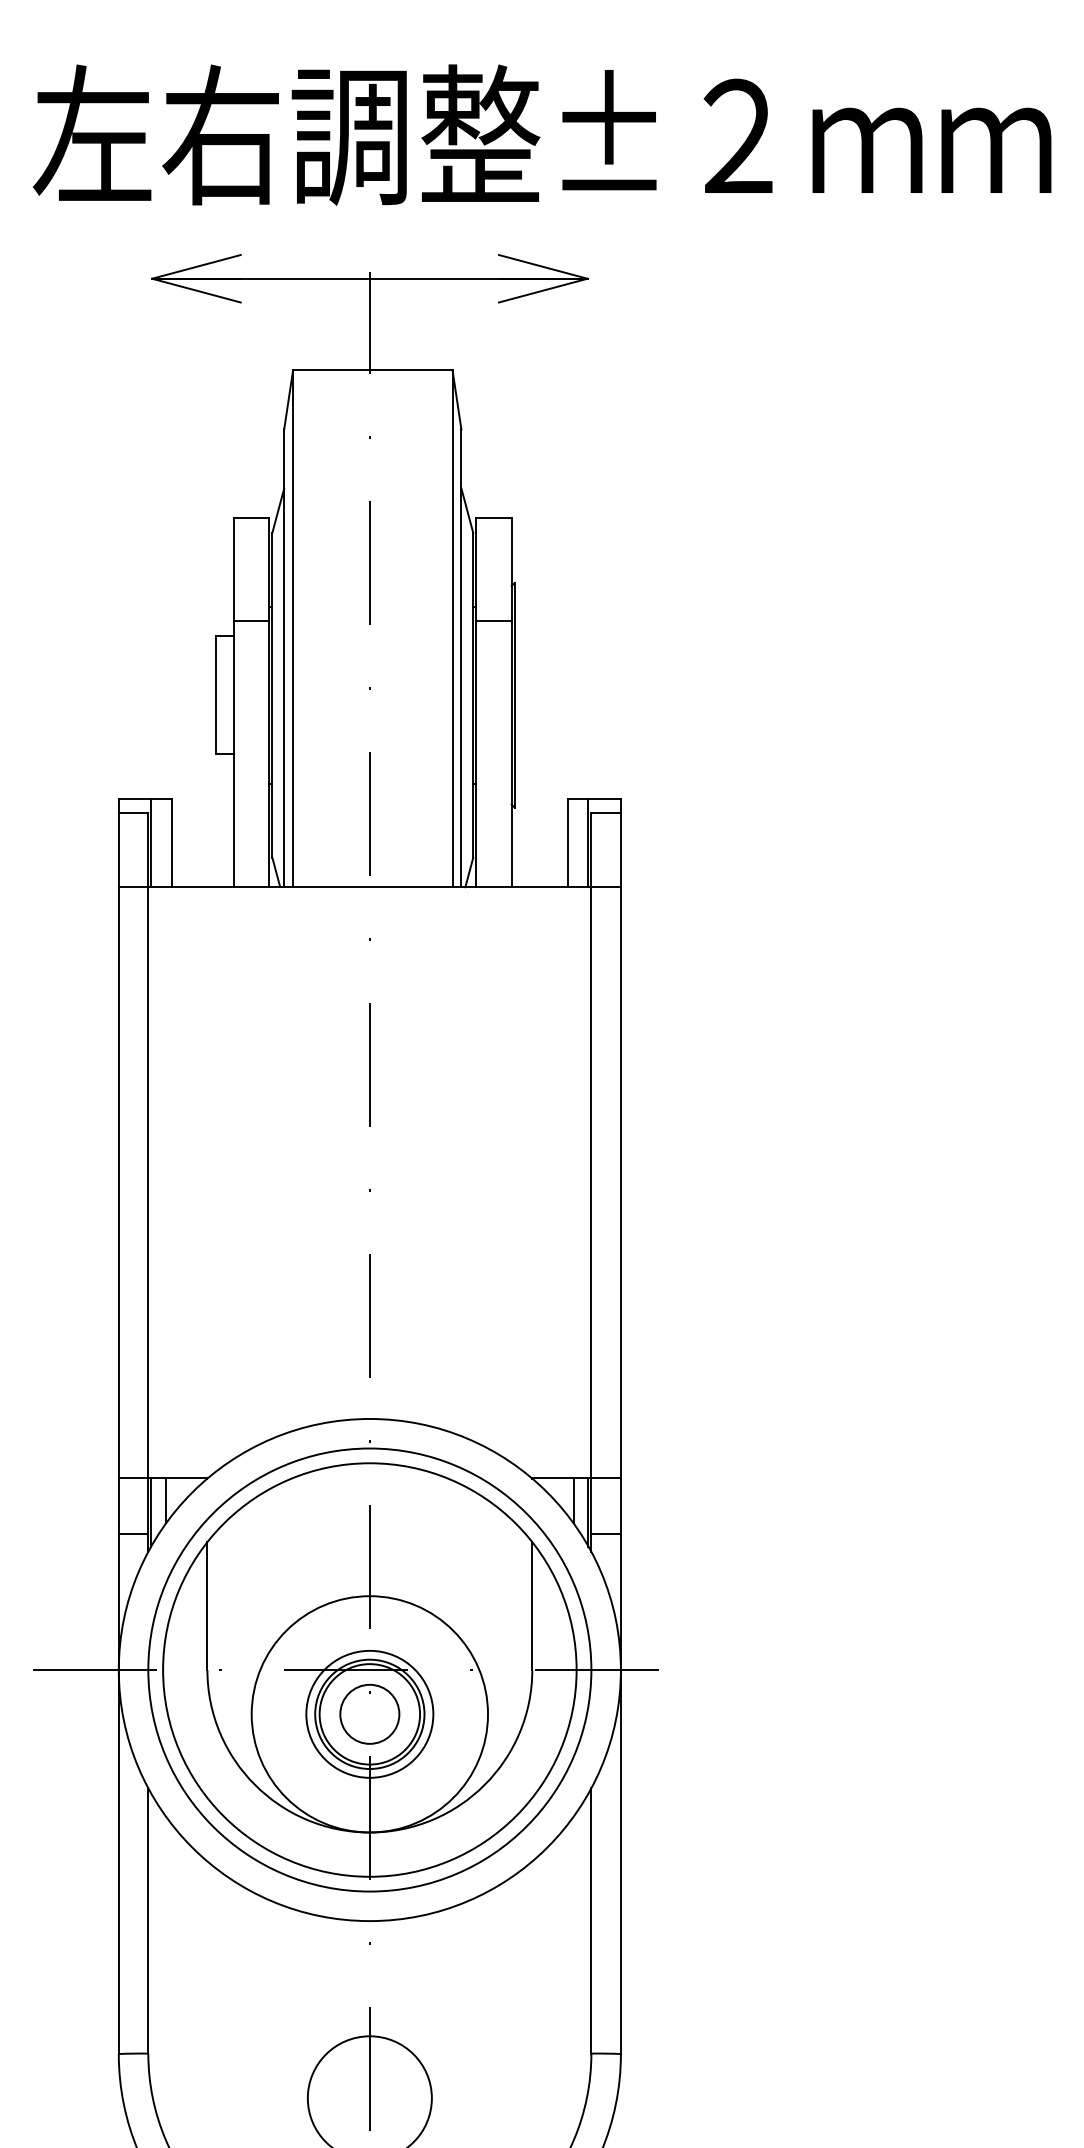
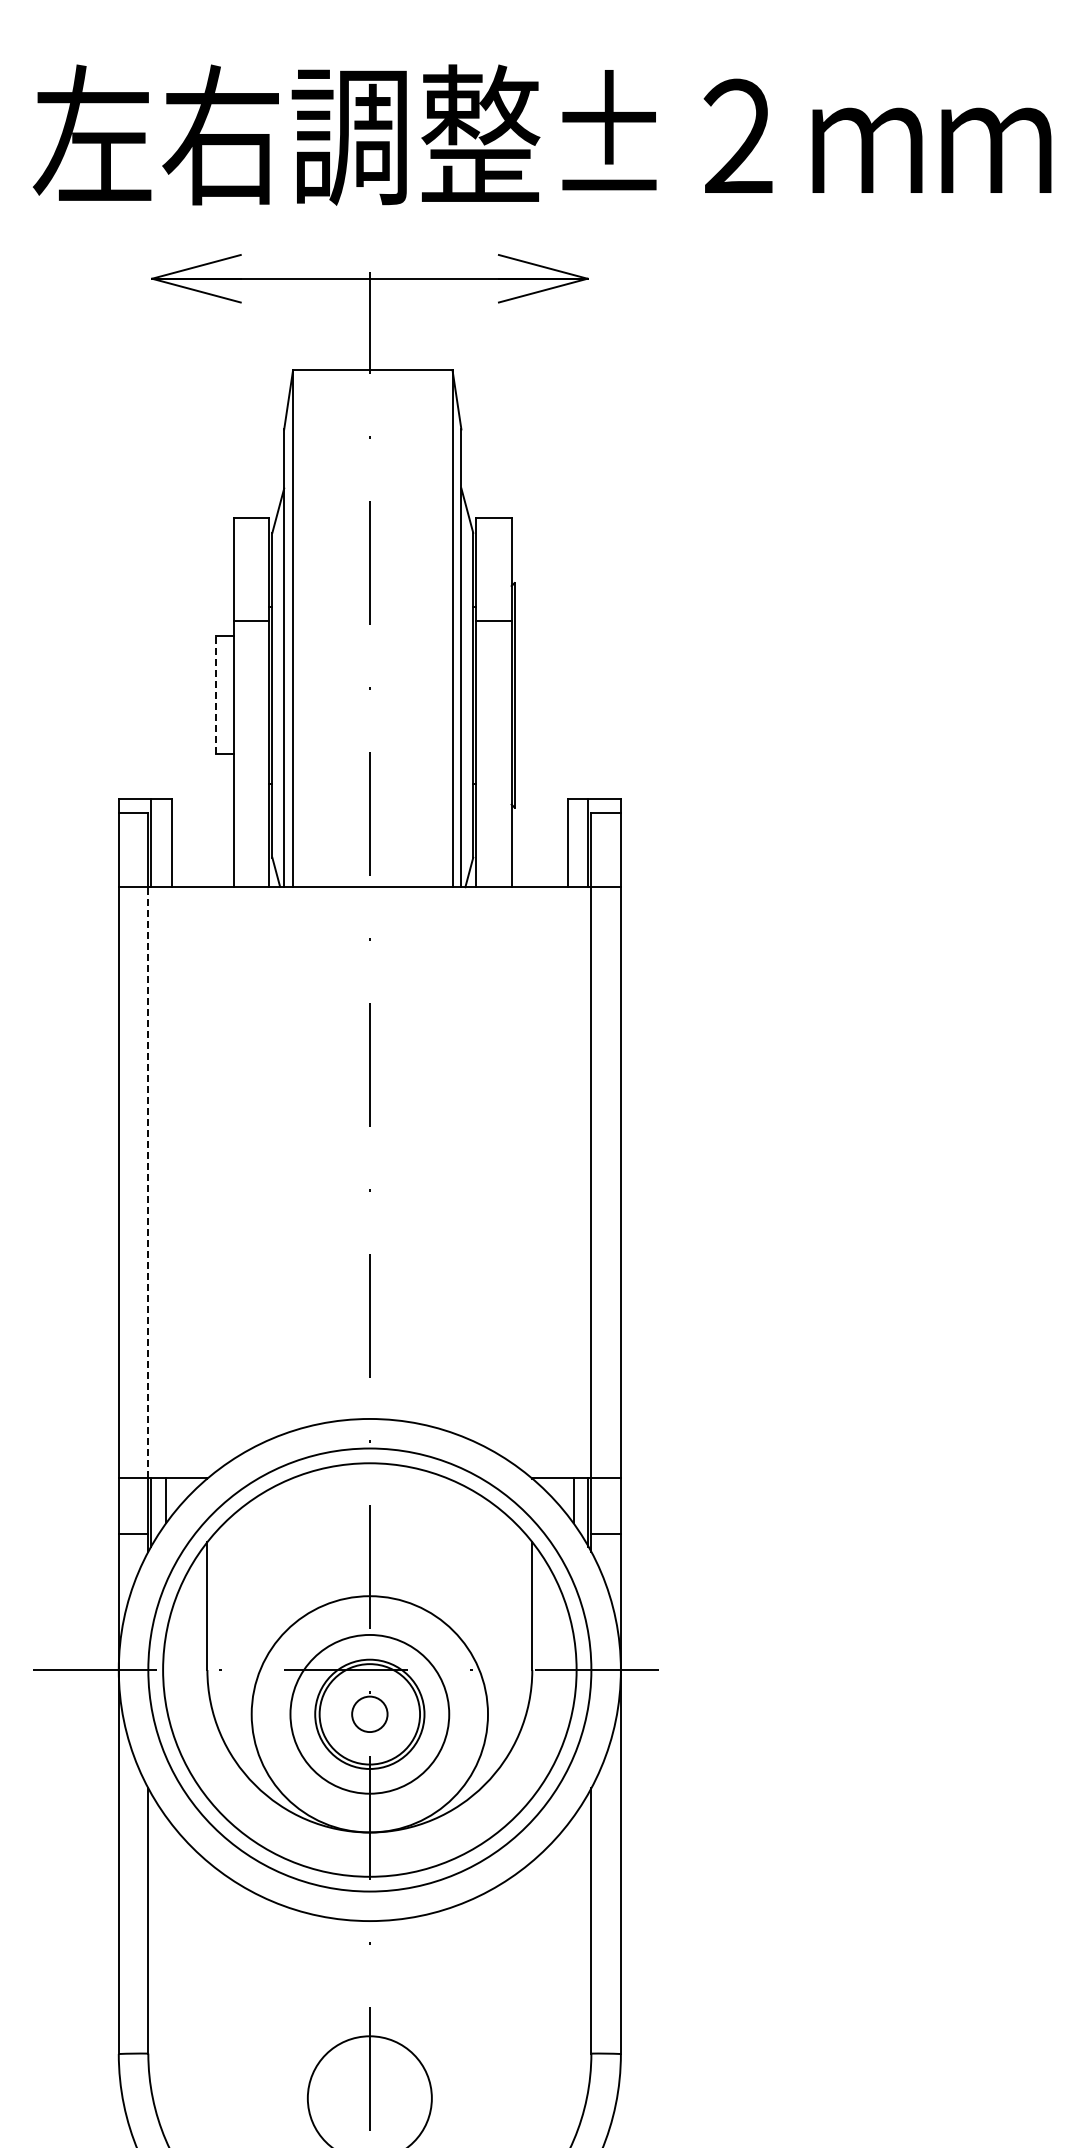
line: solid -> dashed (216, 694)
line: solid -> dashed (148, 1182)
circle diameter: 127 px -> 159 px (369, 1713)
circle diameter: 59 px -> 35 px (369, 1714)
